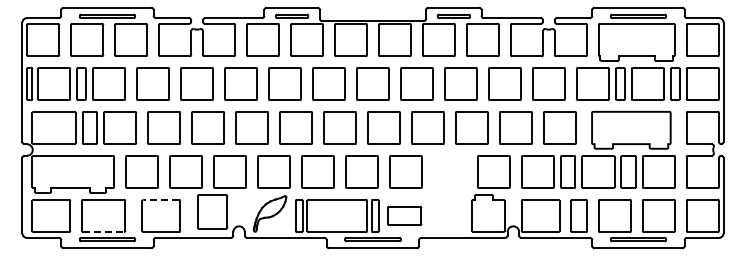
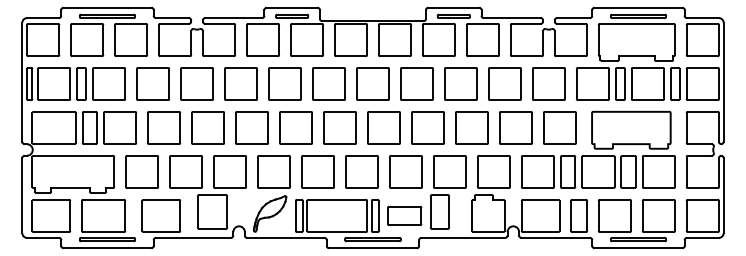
part: none -> present (448, 192)
line: dashed -> solid (161, 199)
line: dashed -> solid (103, 232)
